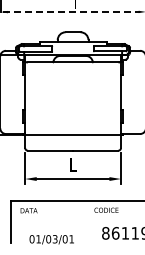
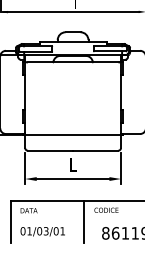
line: dashed -> solid (70, 11)
line: none -> present (84, 221)
text position: (51, 239) -> (42, 231) (42, 231)
